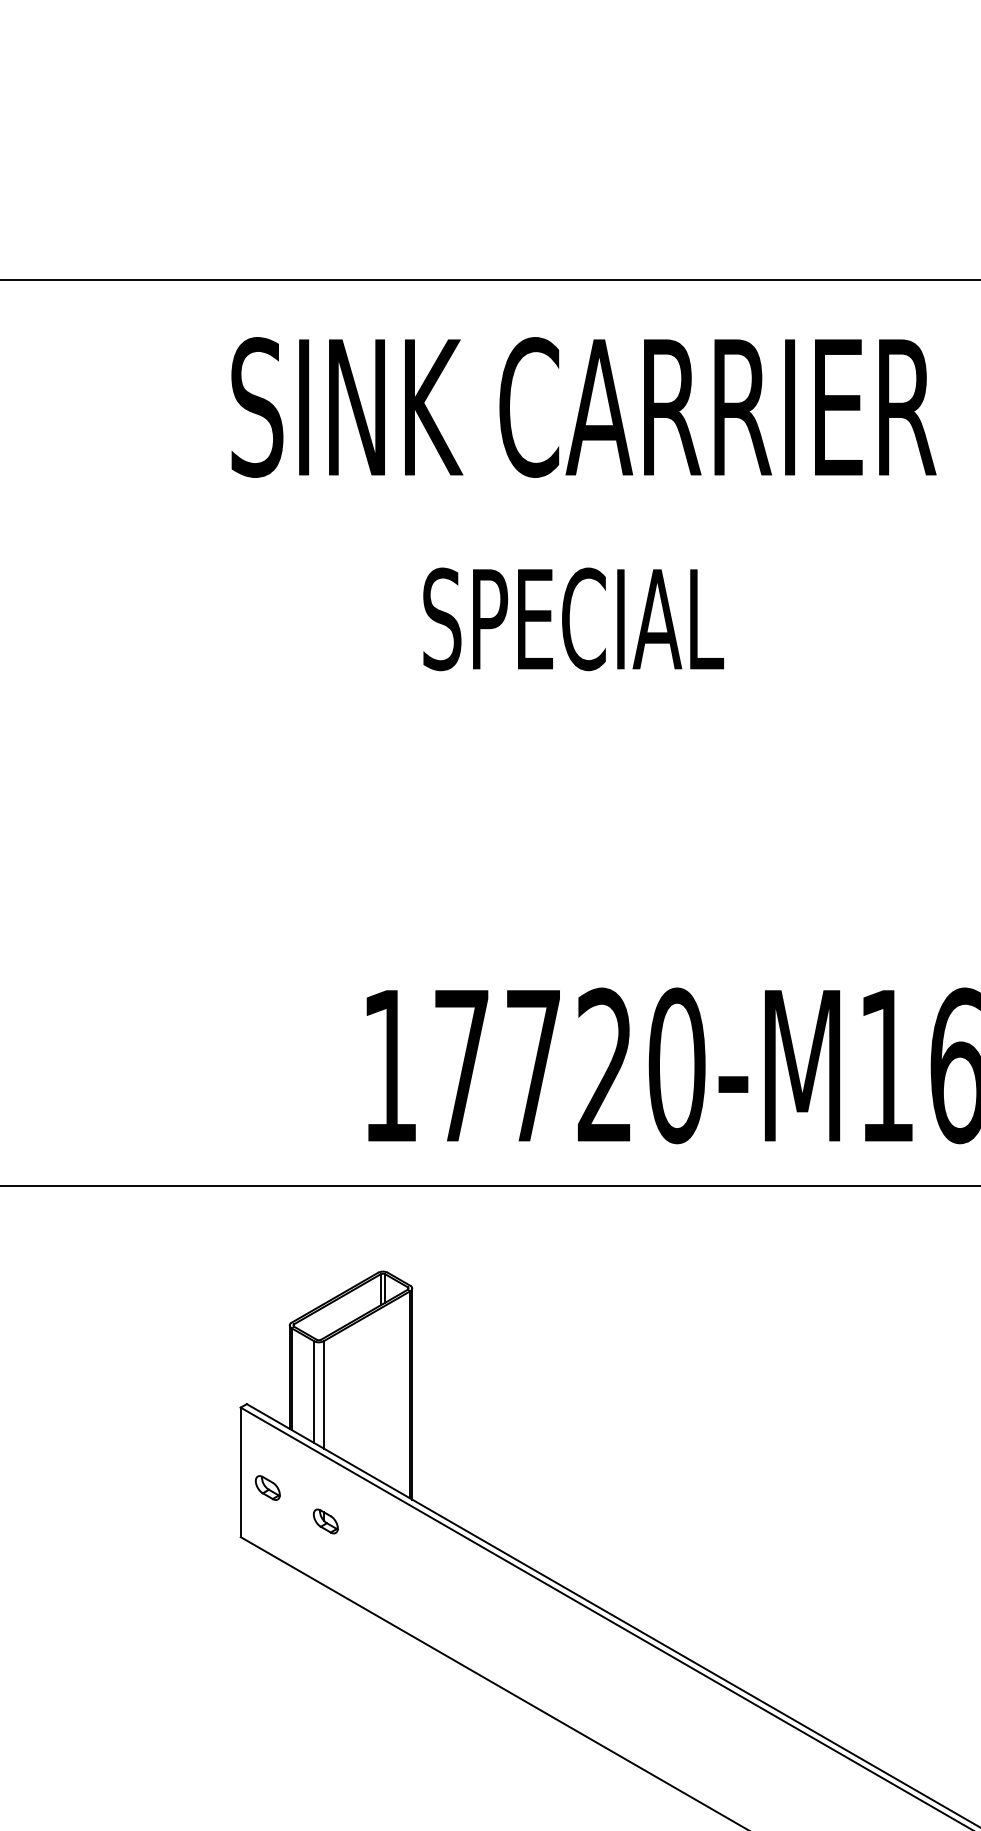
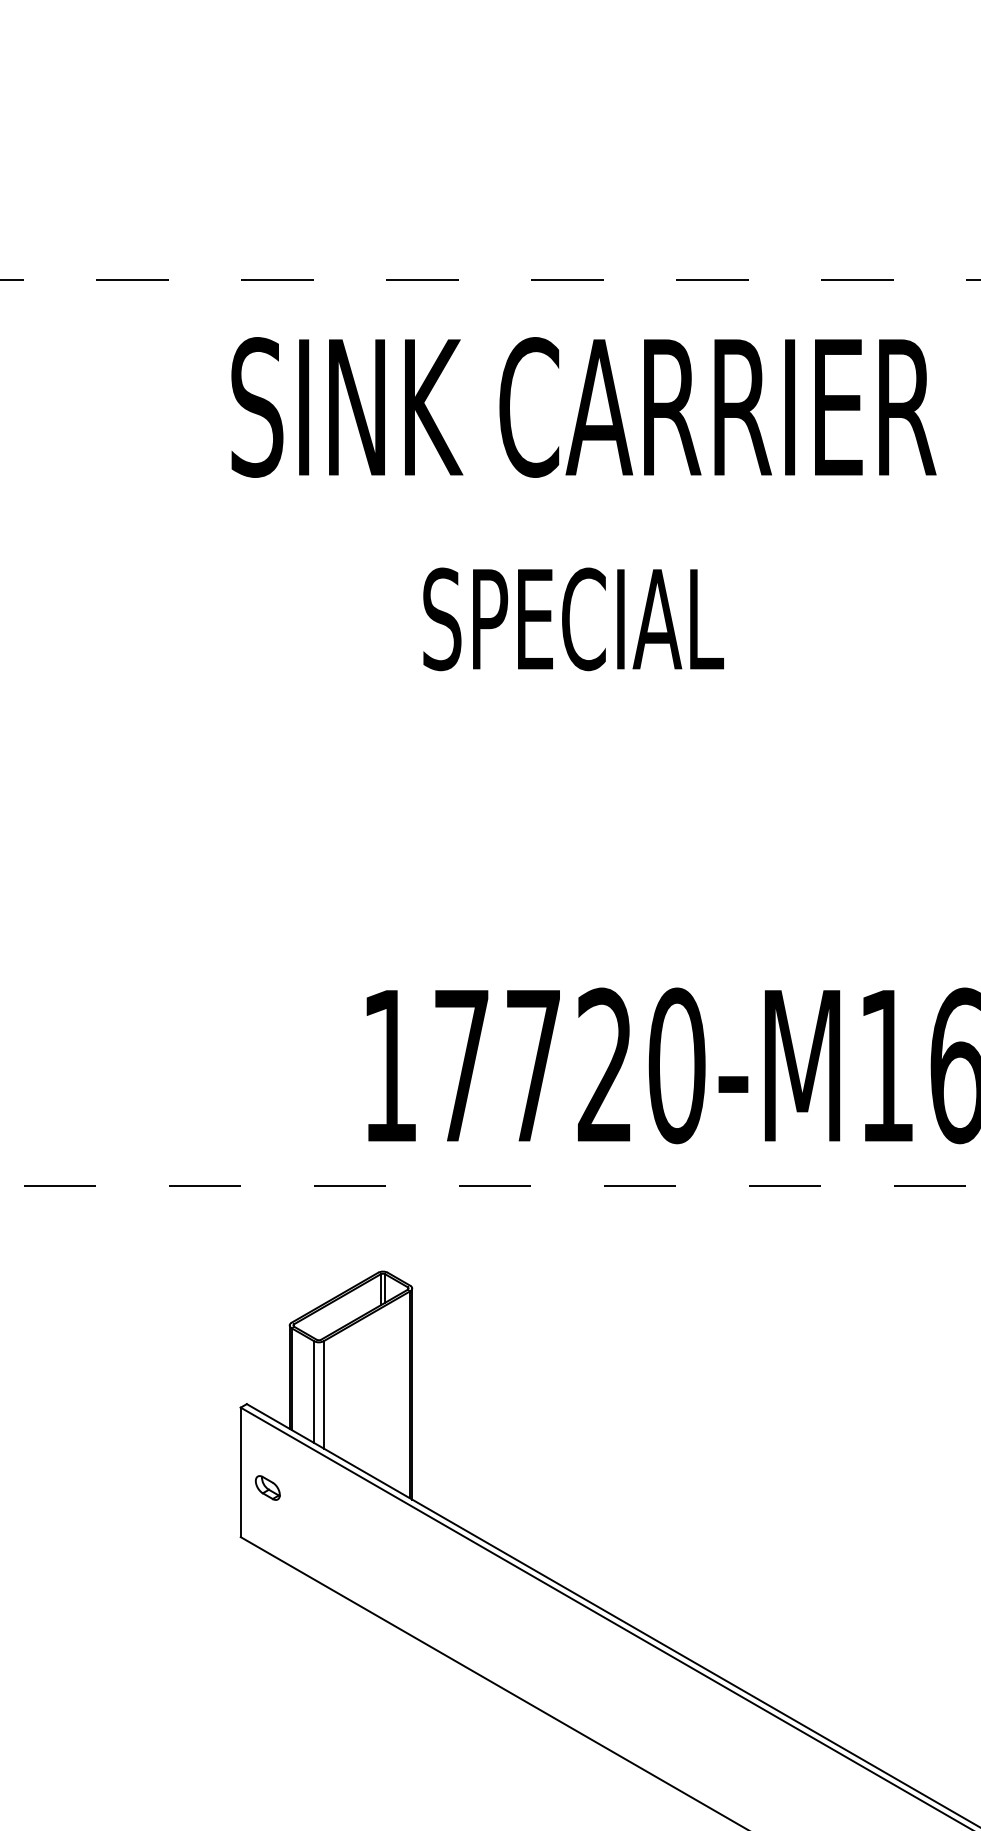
line: solid -> dashed (490, 279)
line: solid -> dashed (490, 1186)
part: present -> none (325, 1521)
